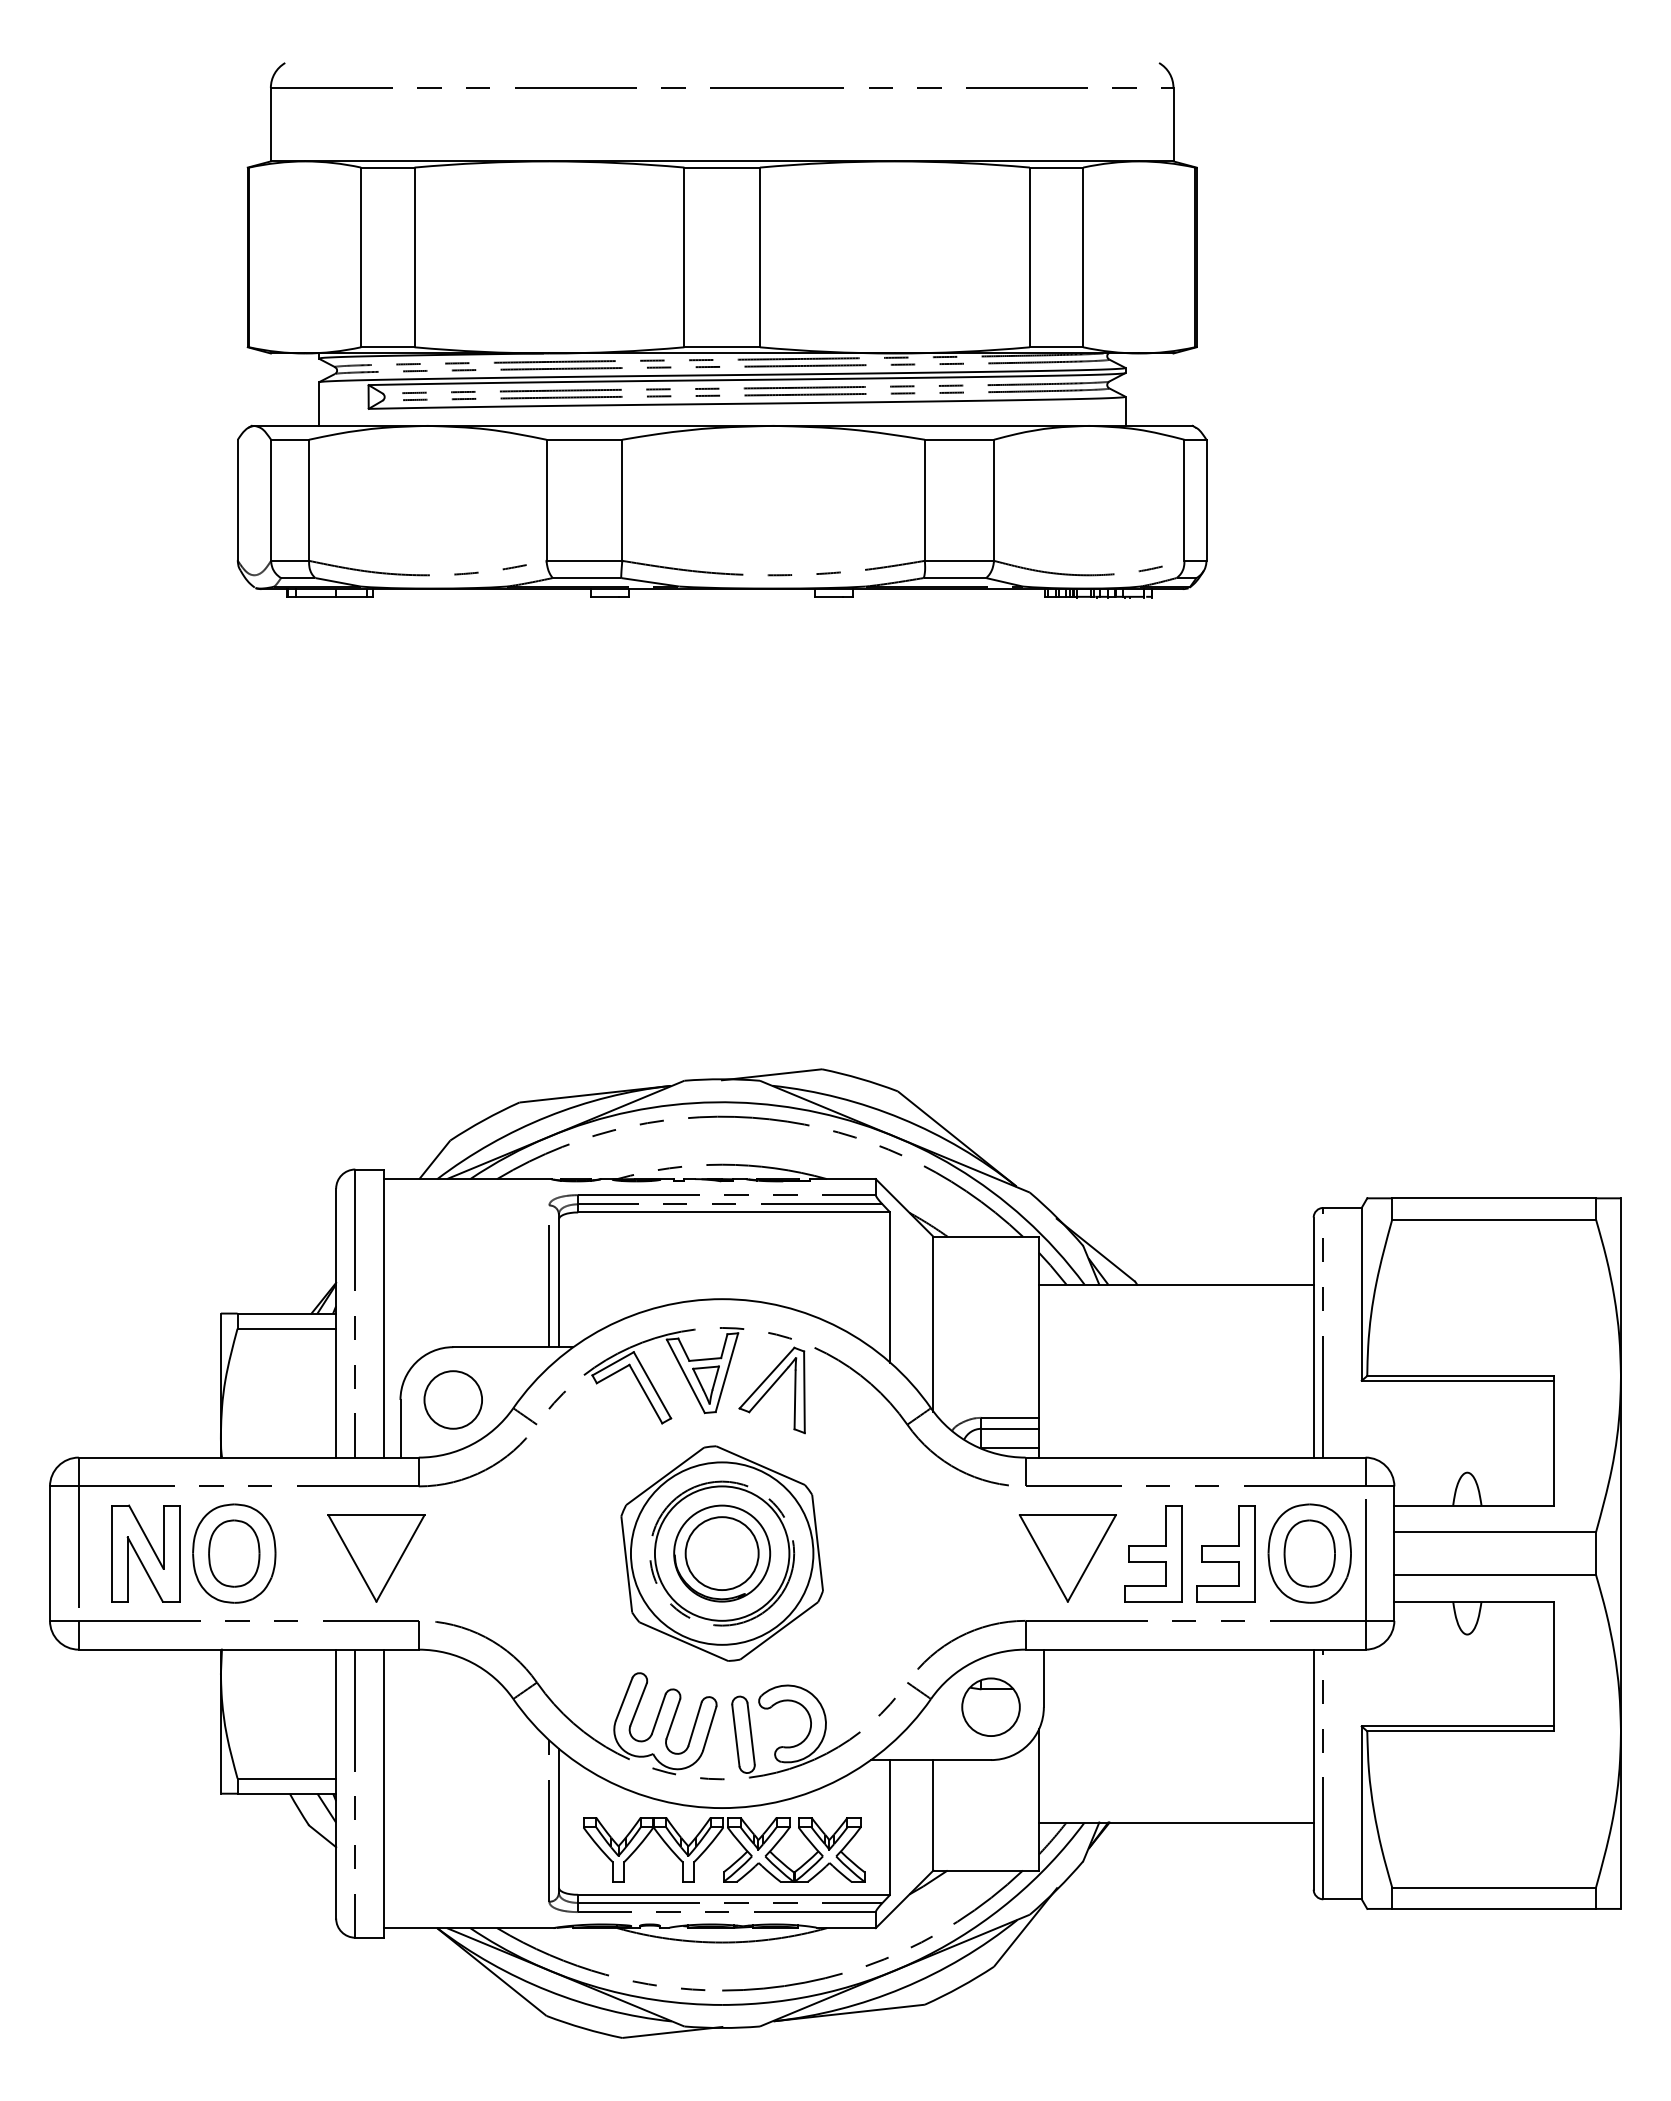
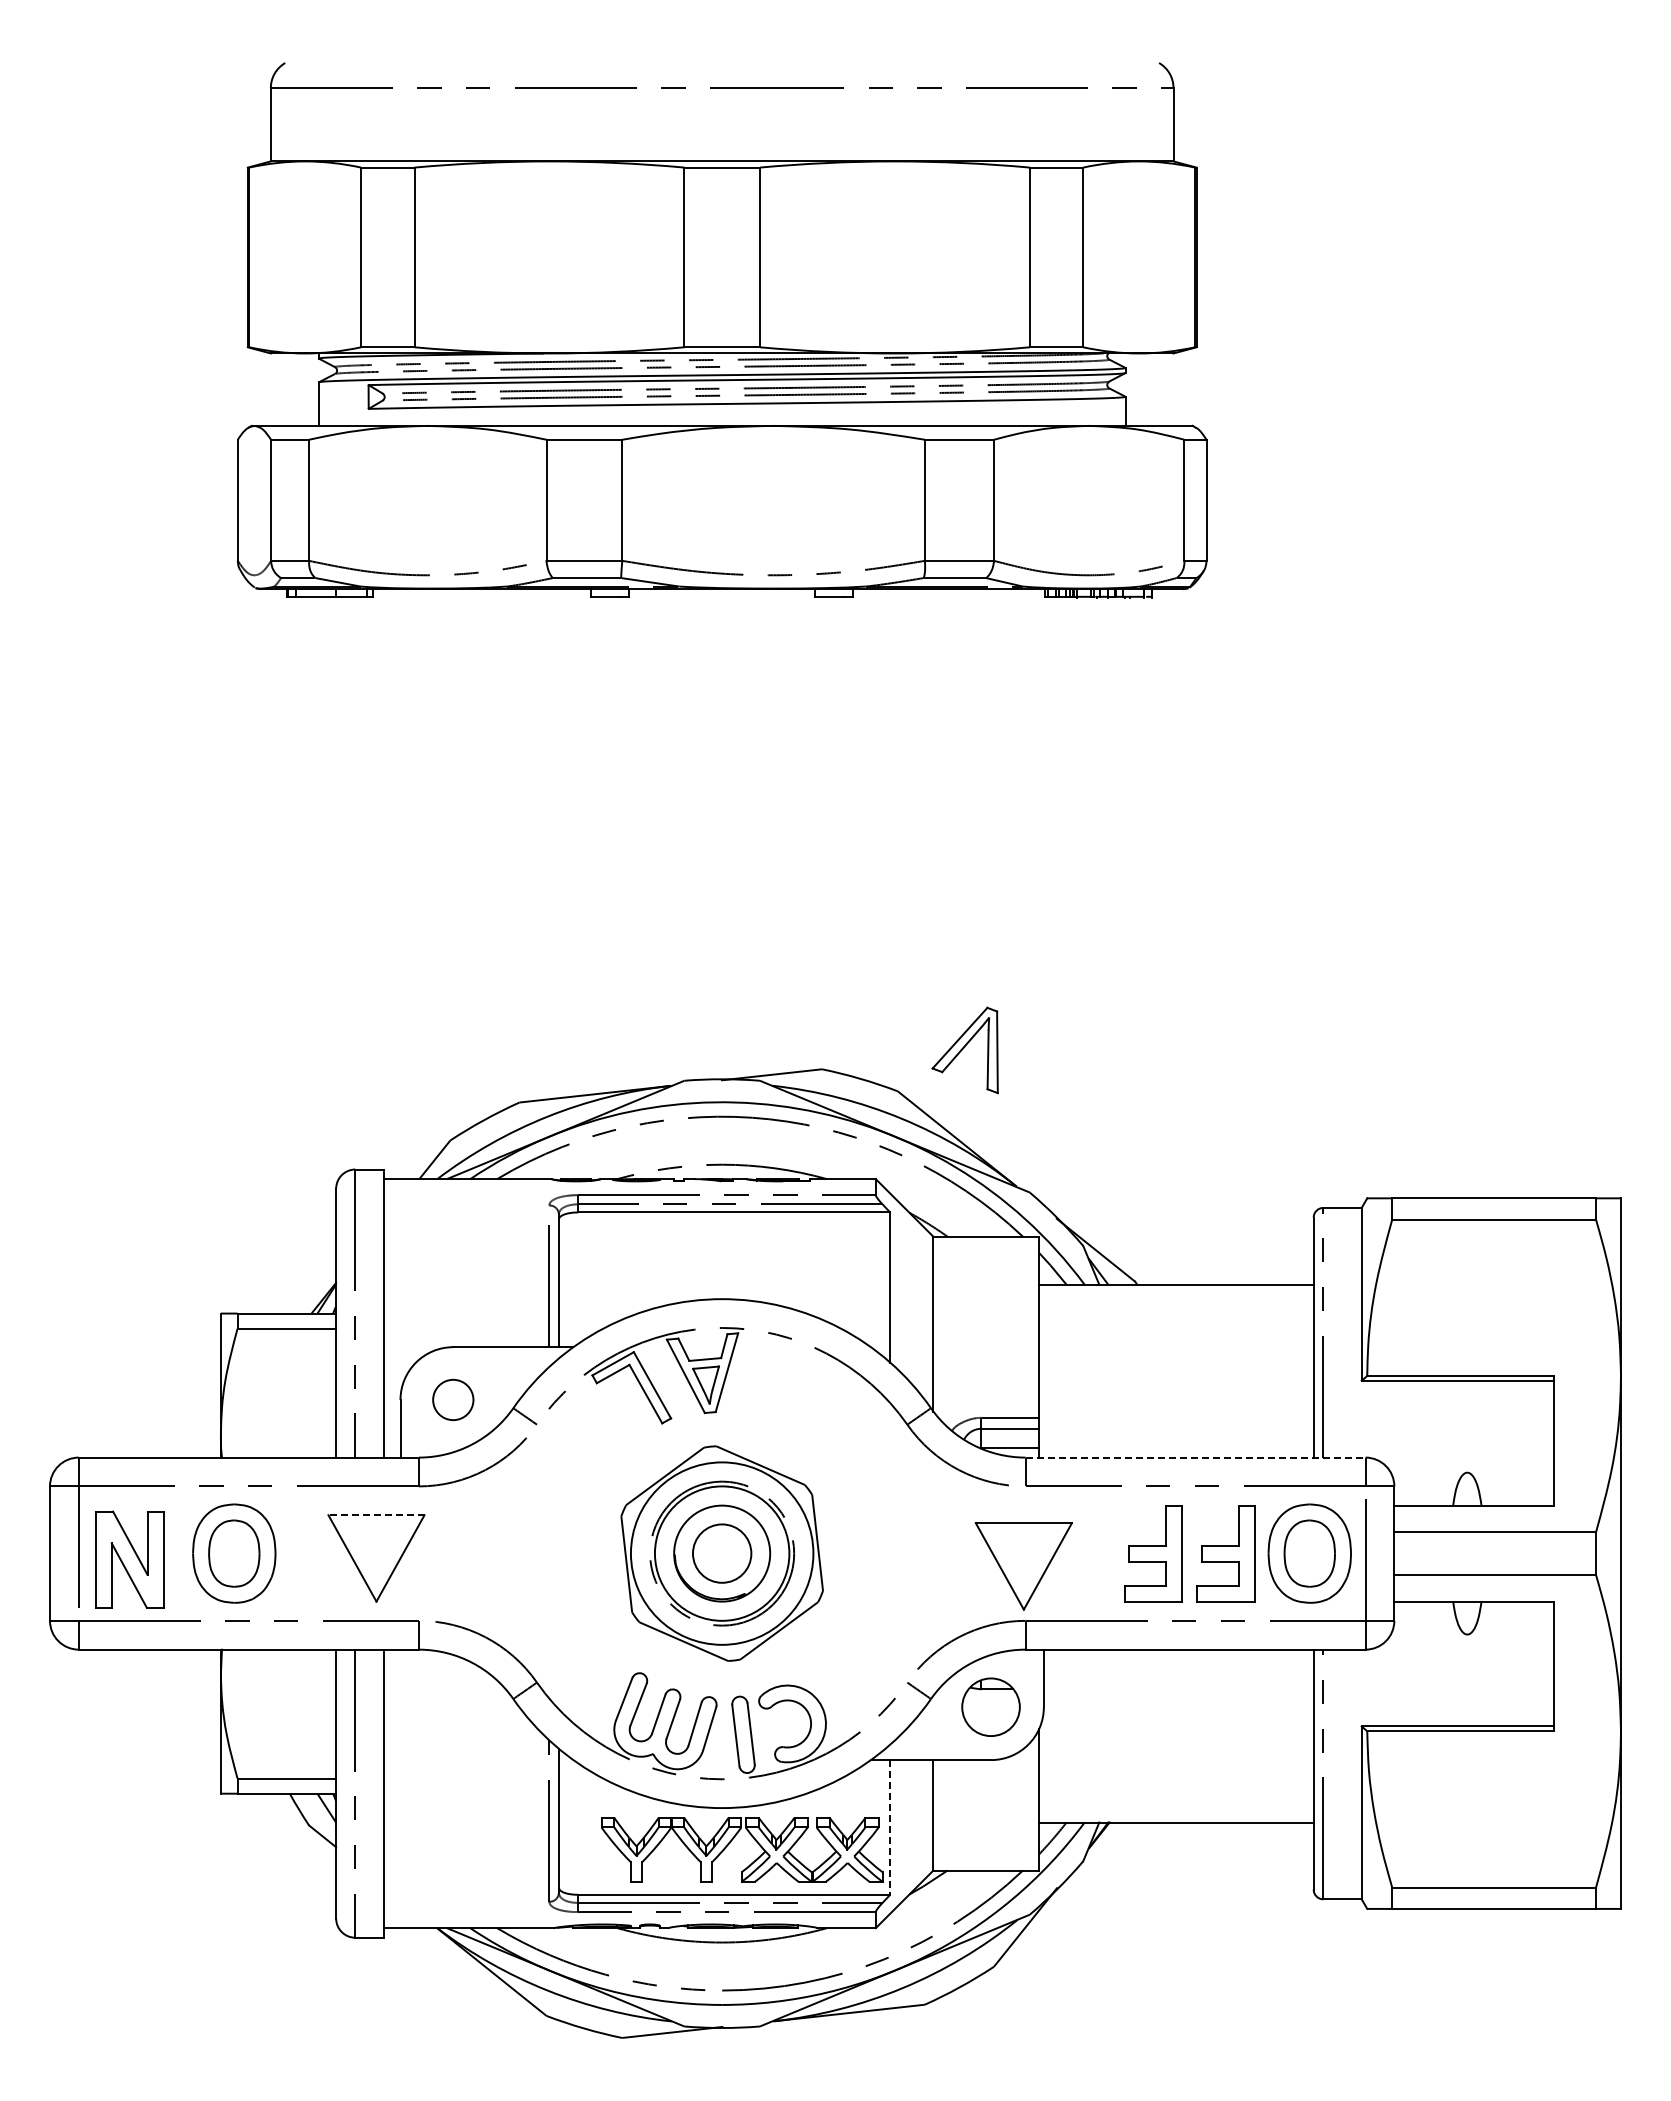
part position: (771, 1390) -> (964, 1050) (964, 1050)
circle diameter: 58 px -> 40 px (453, 1399)
line: solid -> dashed (1195, 1457)
line: solid -> dashed (375, 1515)
part position: (145, 1553) -> (129, 1559) (129, 1559)
circle diameter: 73 px -> 58 px (721, 1553)
part position: (1067, 1558) -> (1023, 1566) (1023, 1566)
line: solid -> dashed (890, 1827)
part position: (713, 1842) -> (731, 1842) (731, 1842)
